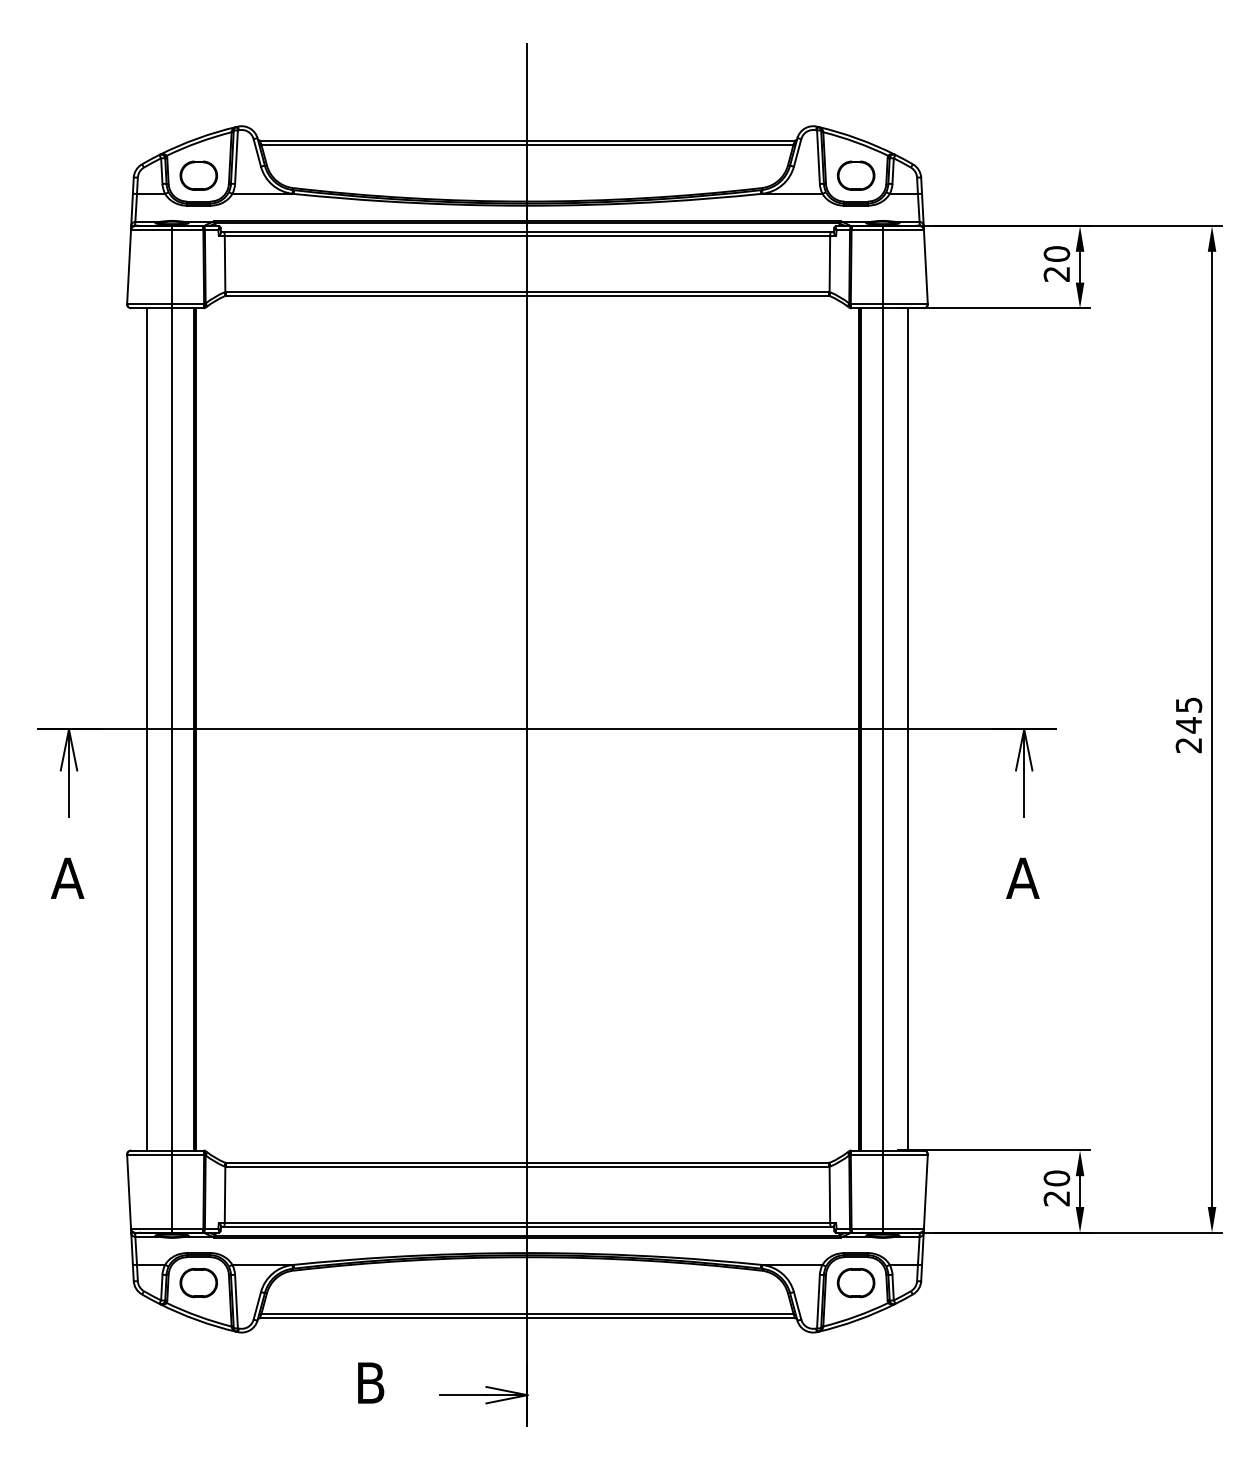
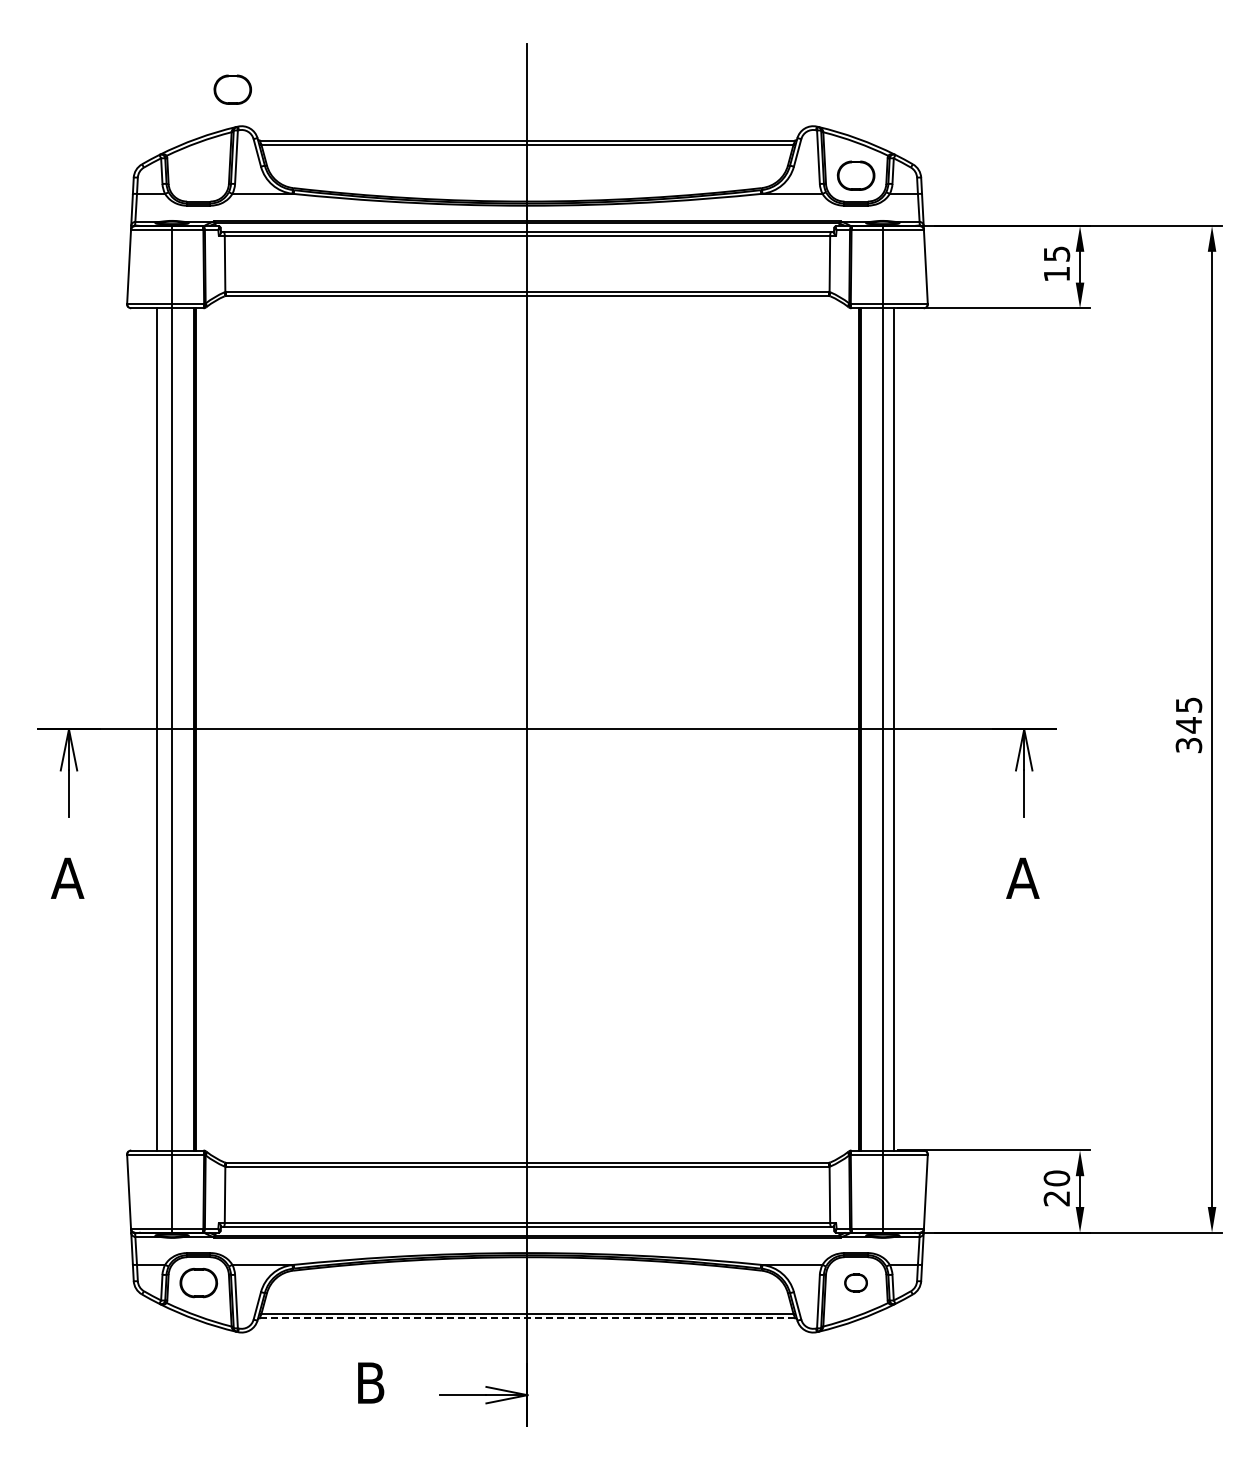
part position: (198, 175) -> (232, 89) (232, 89)
text: 20 -> 15 (1056, 263)
line position: (147, 729) -> (157, 729) (157, 729)
line position: (907, 729) -> (893, 729) (893, 729)
text: 245 -> 345 (1189, 745)
part size: 40x32 px -> 24x20 px (855, 1282)
line: solid -> dashed (527, 1318)
